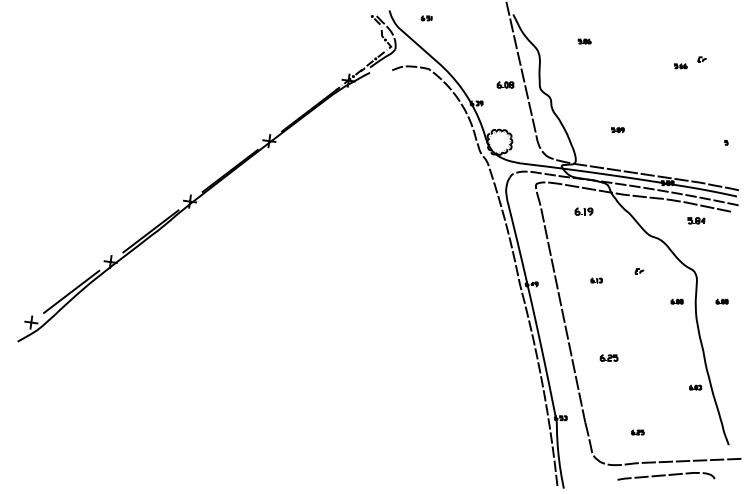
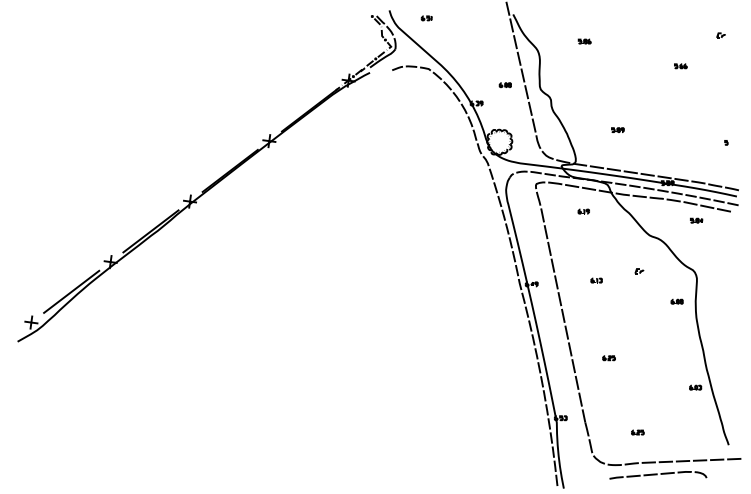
part position: (701, 59) -> (720, 35) (720, 35)
part size: 19x8 px -> 14x7 px (504, 85)
part size: 20x9 px -> 13x7 px (583, 211)
part size: 19x8 px -> 14x7 px (696, 220)
part: present -> none (721, 301)
part size: 20x8 px -> 14x7 px (608, 358)
part position: (666, 476) -> (658, 475) (658, 475)
